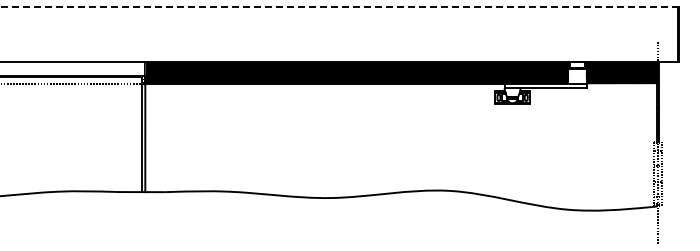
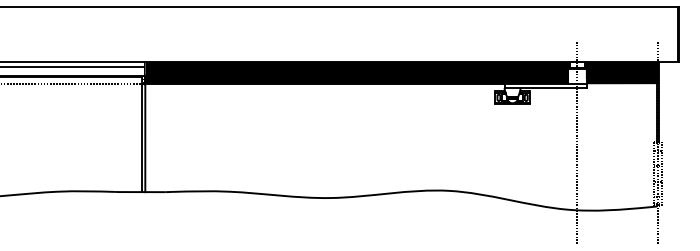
line: dashed -> solid (339, 7)
line: none -> present (72, 67)
line: none -> present (577, 142)
